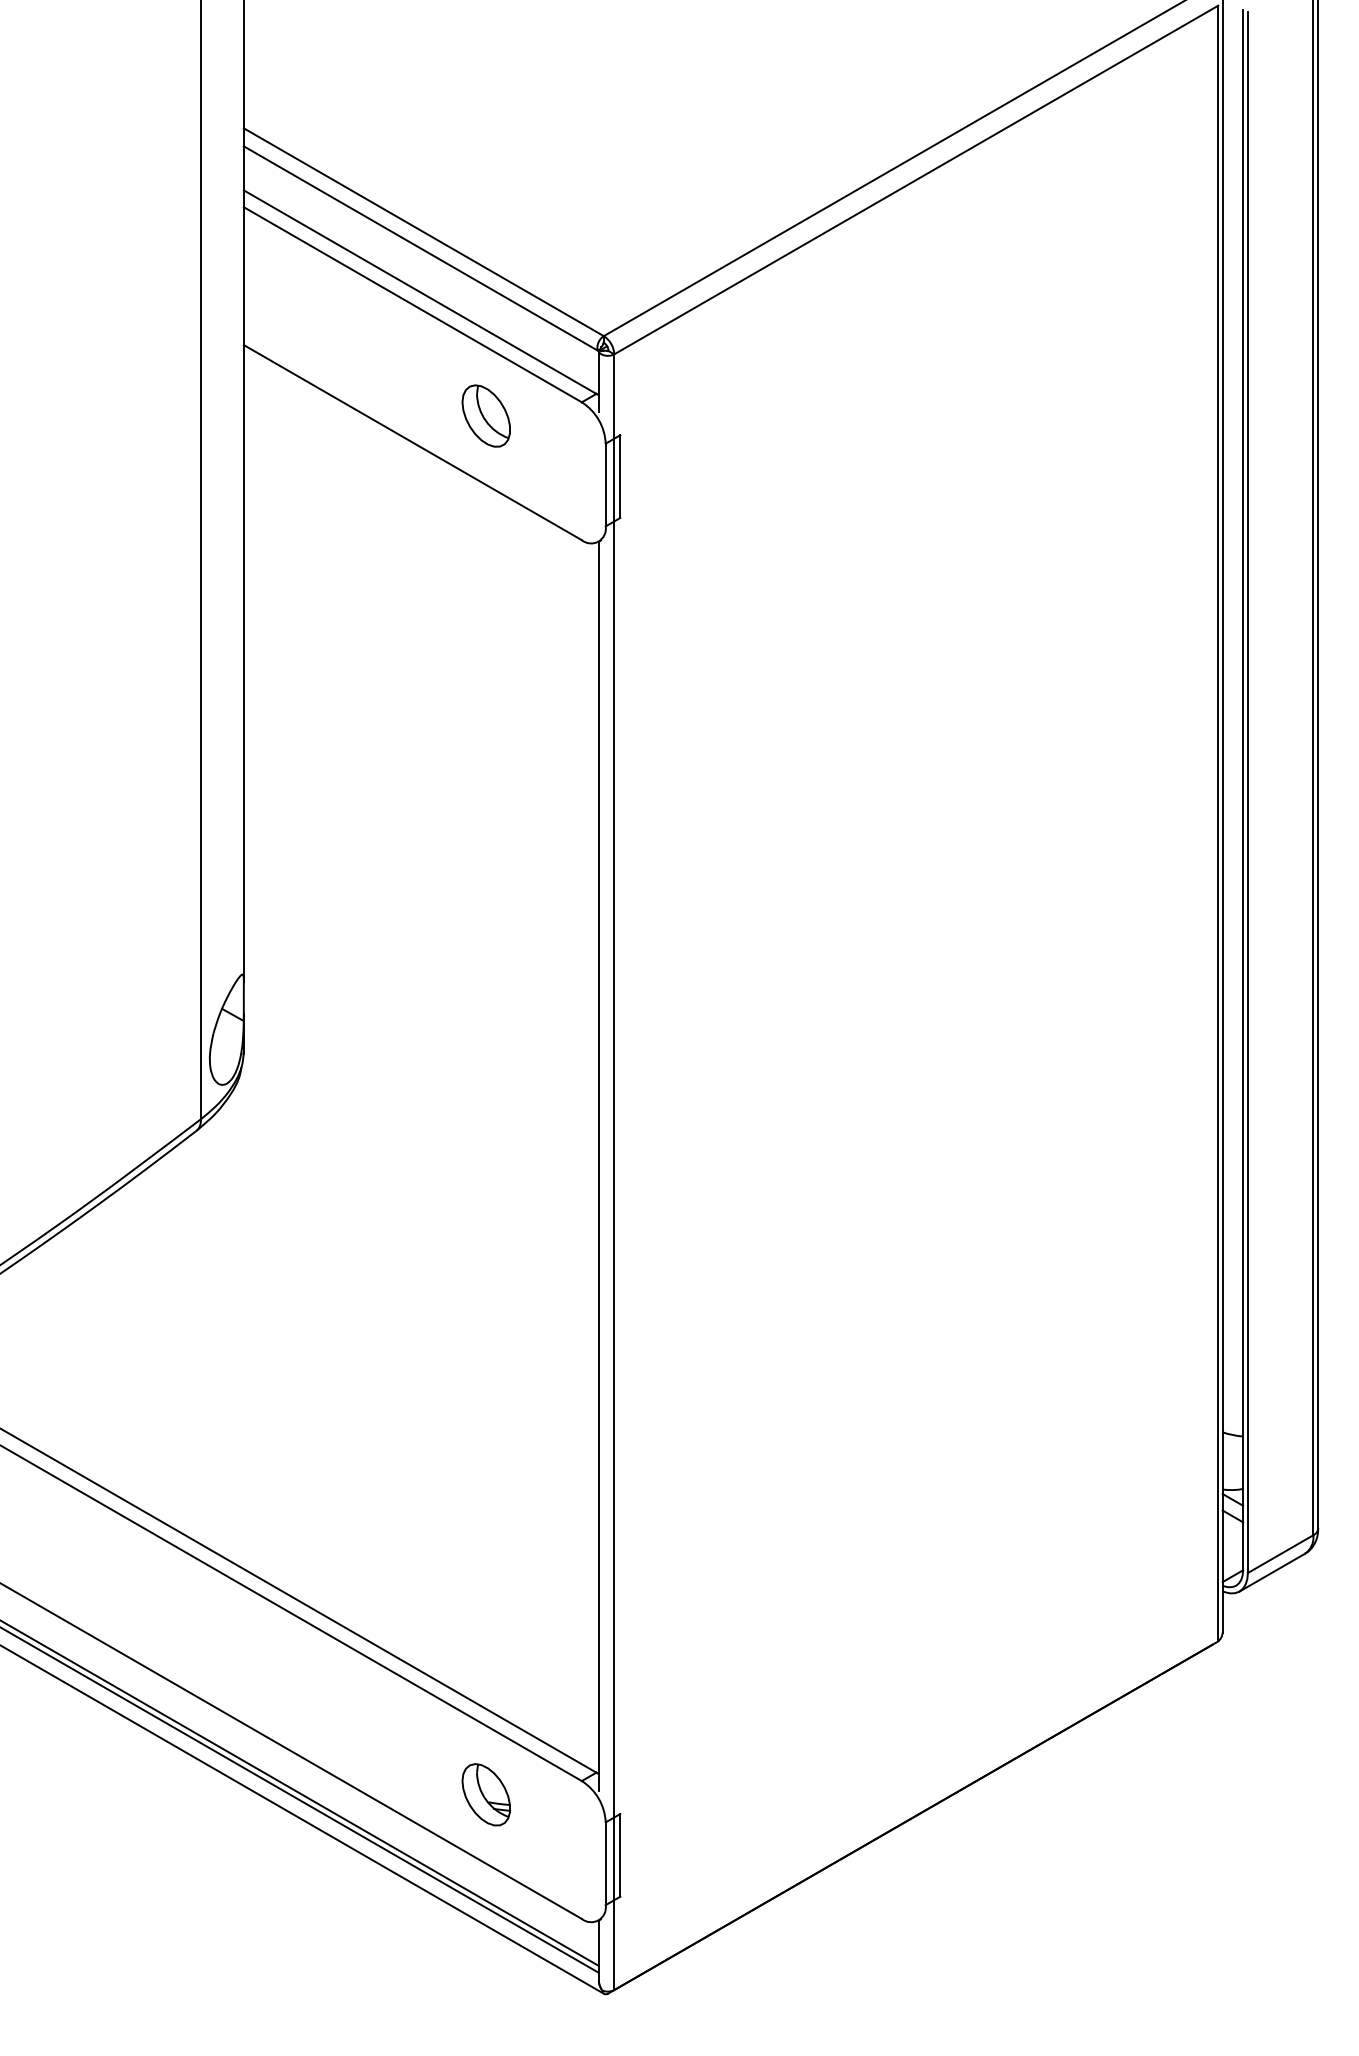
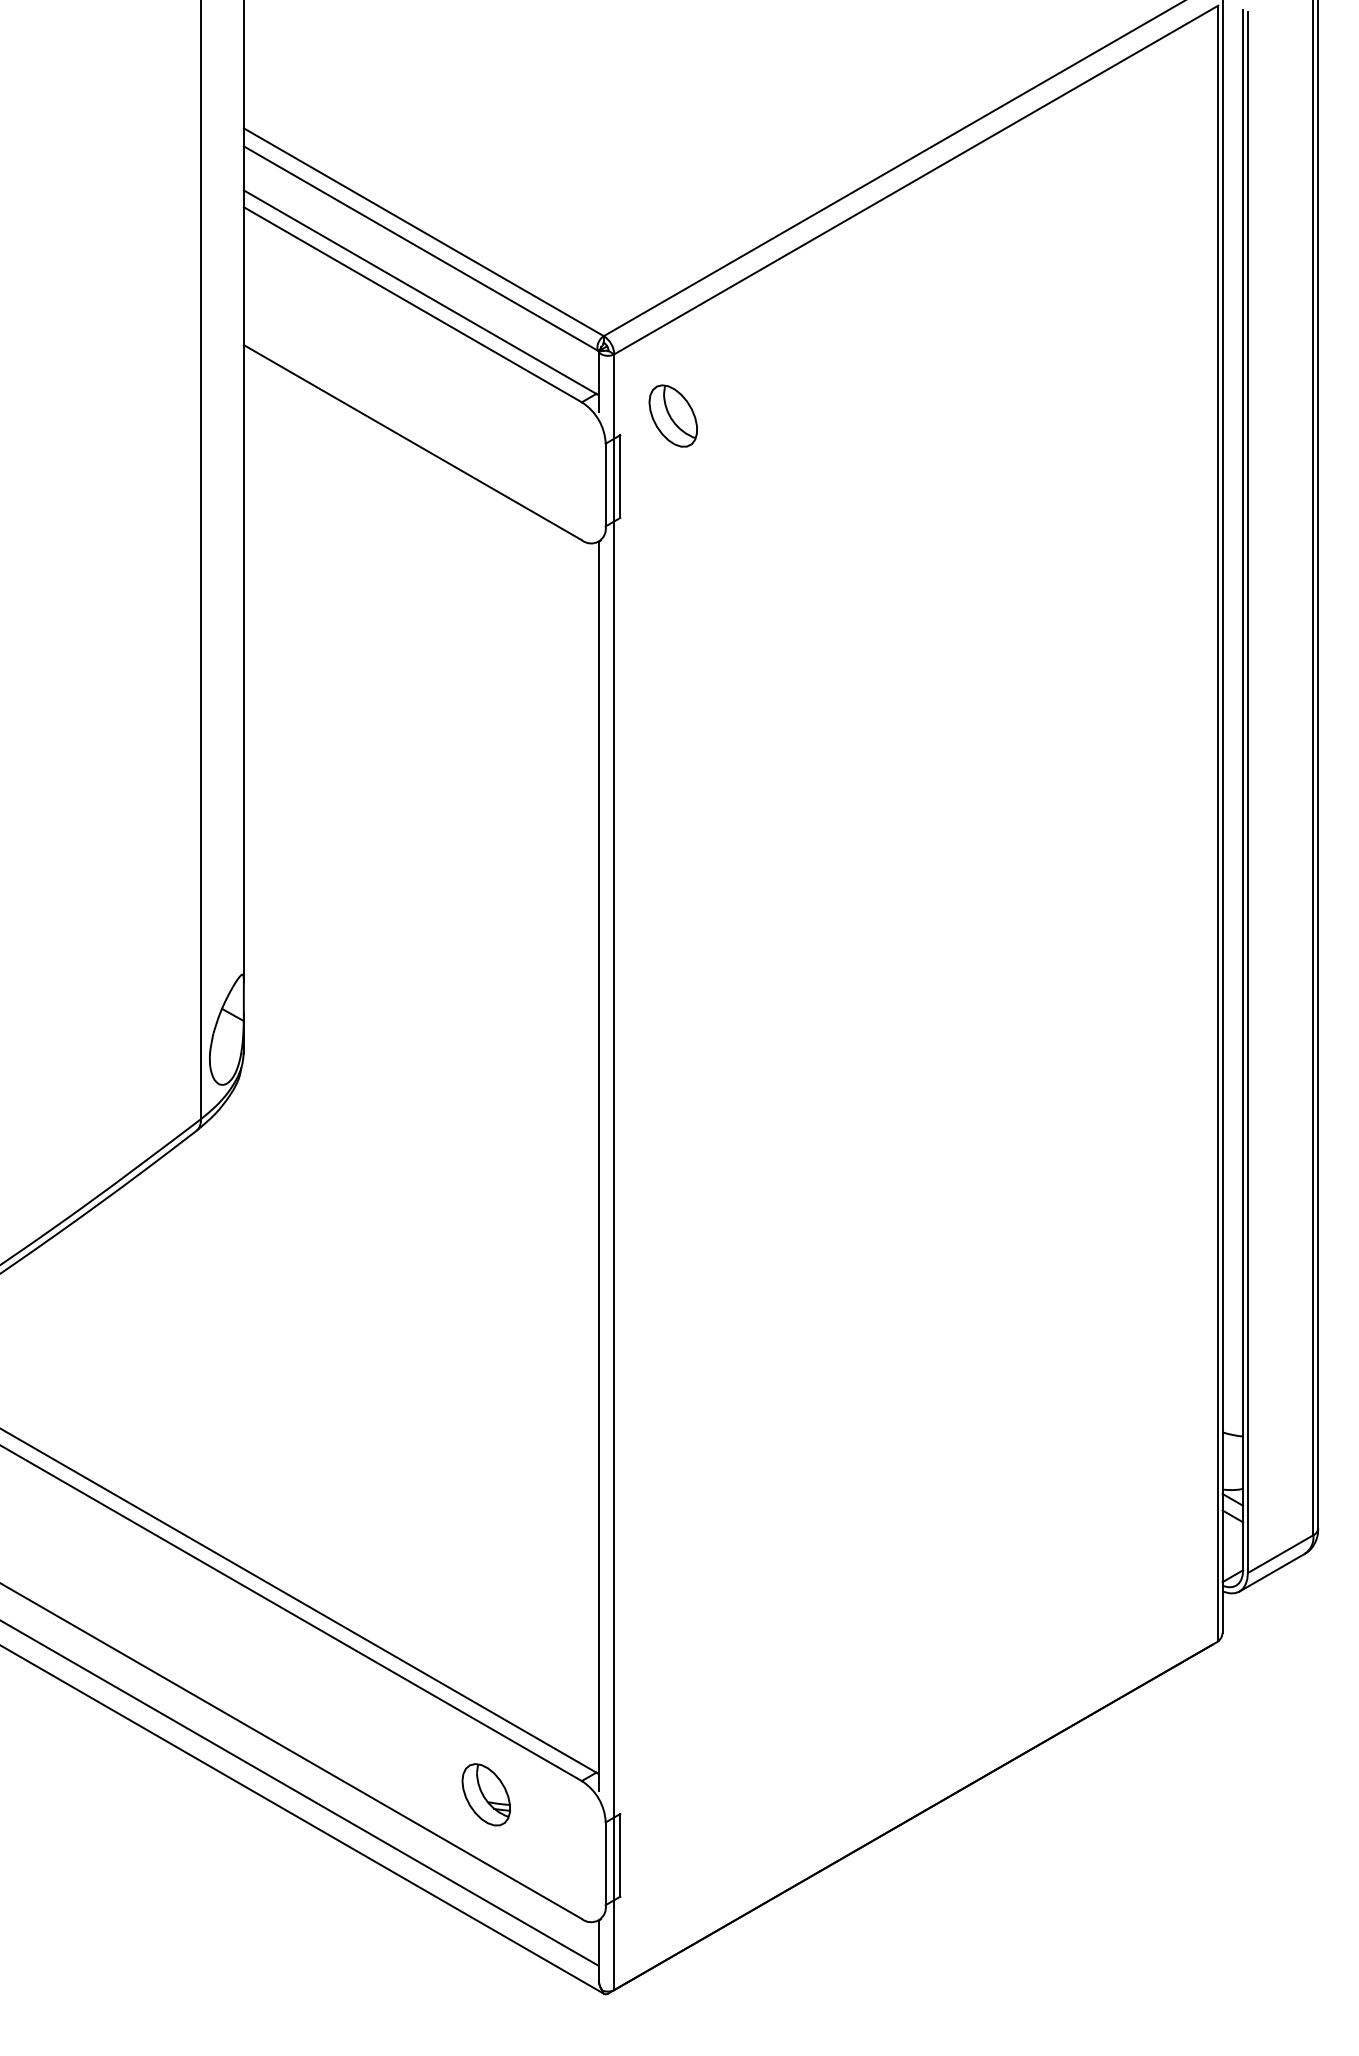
part position: (485, 415) -> (672, 415) (672, 415)
line: present -> none (300, 1800)
